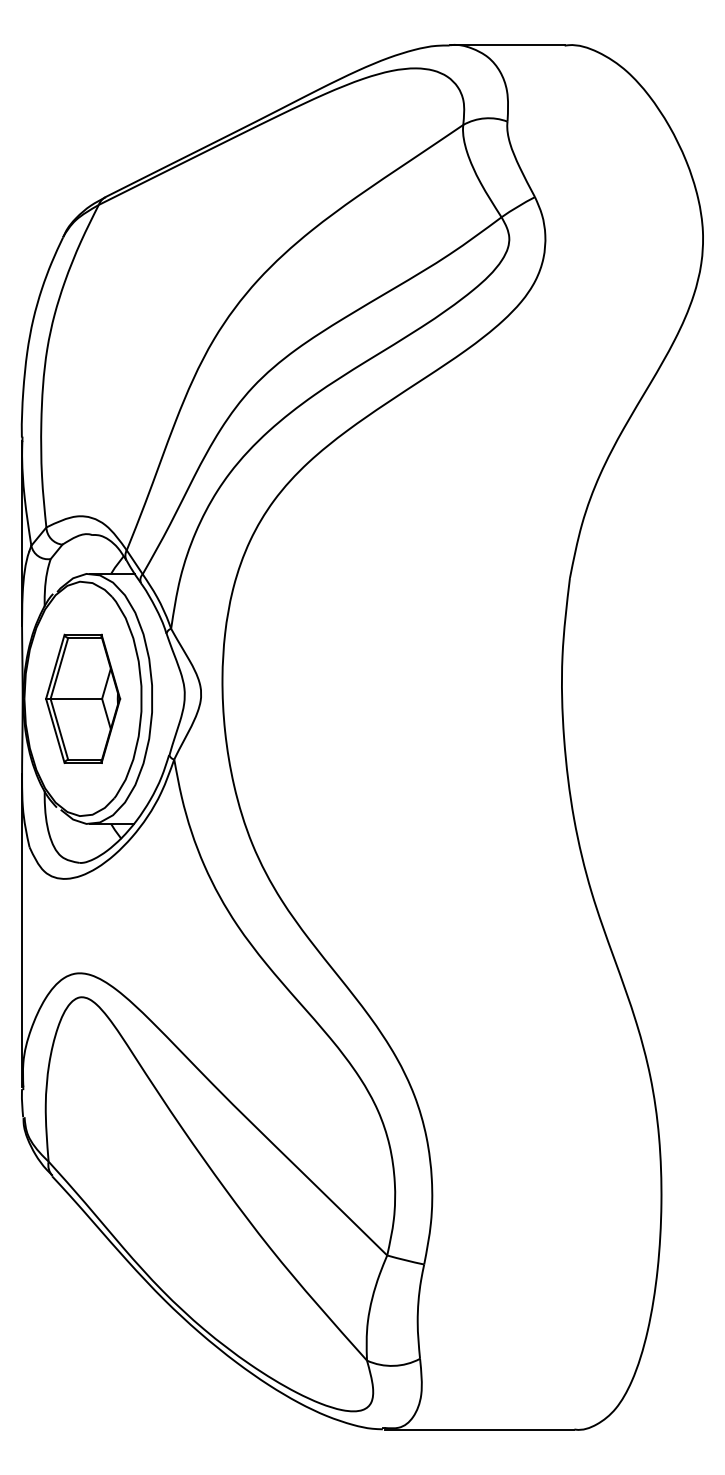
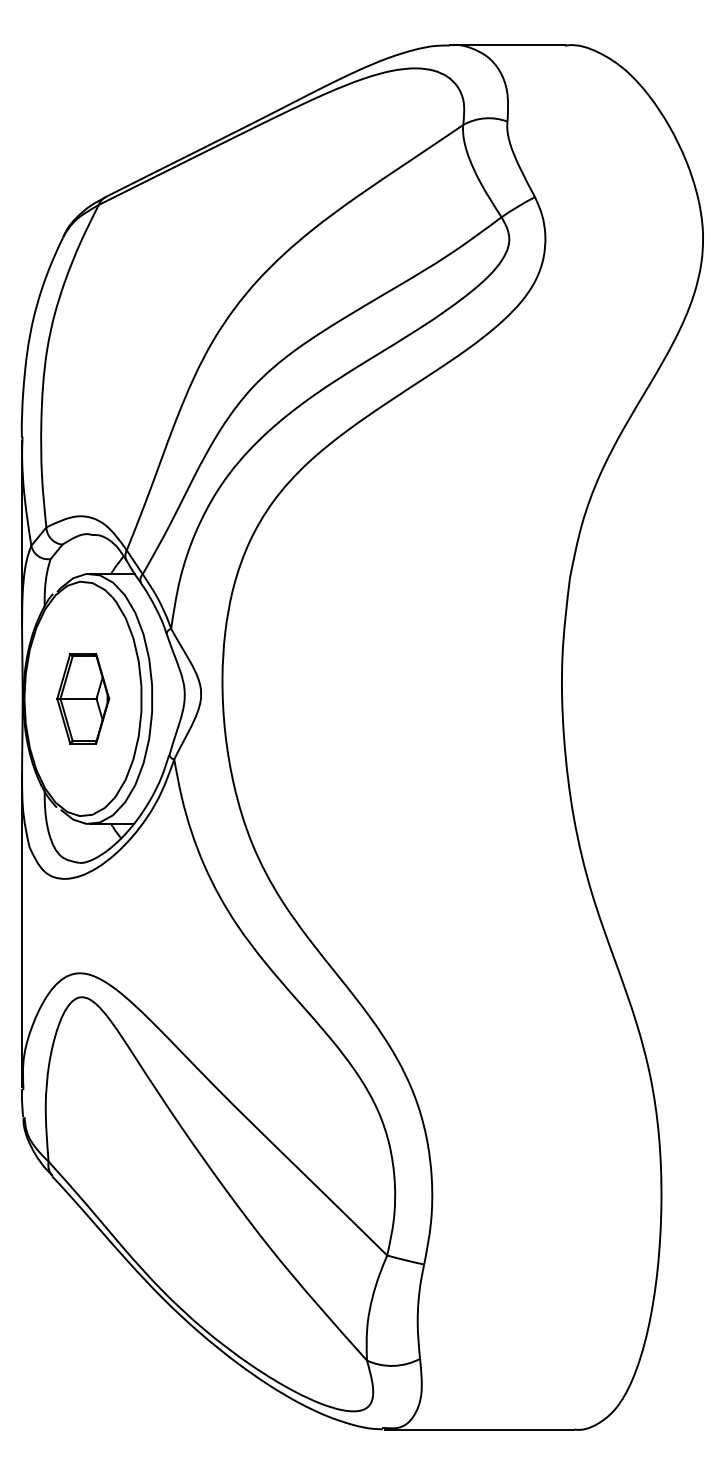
part size: 77x131 px -> 55x93 px (83, 698)
